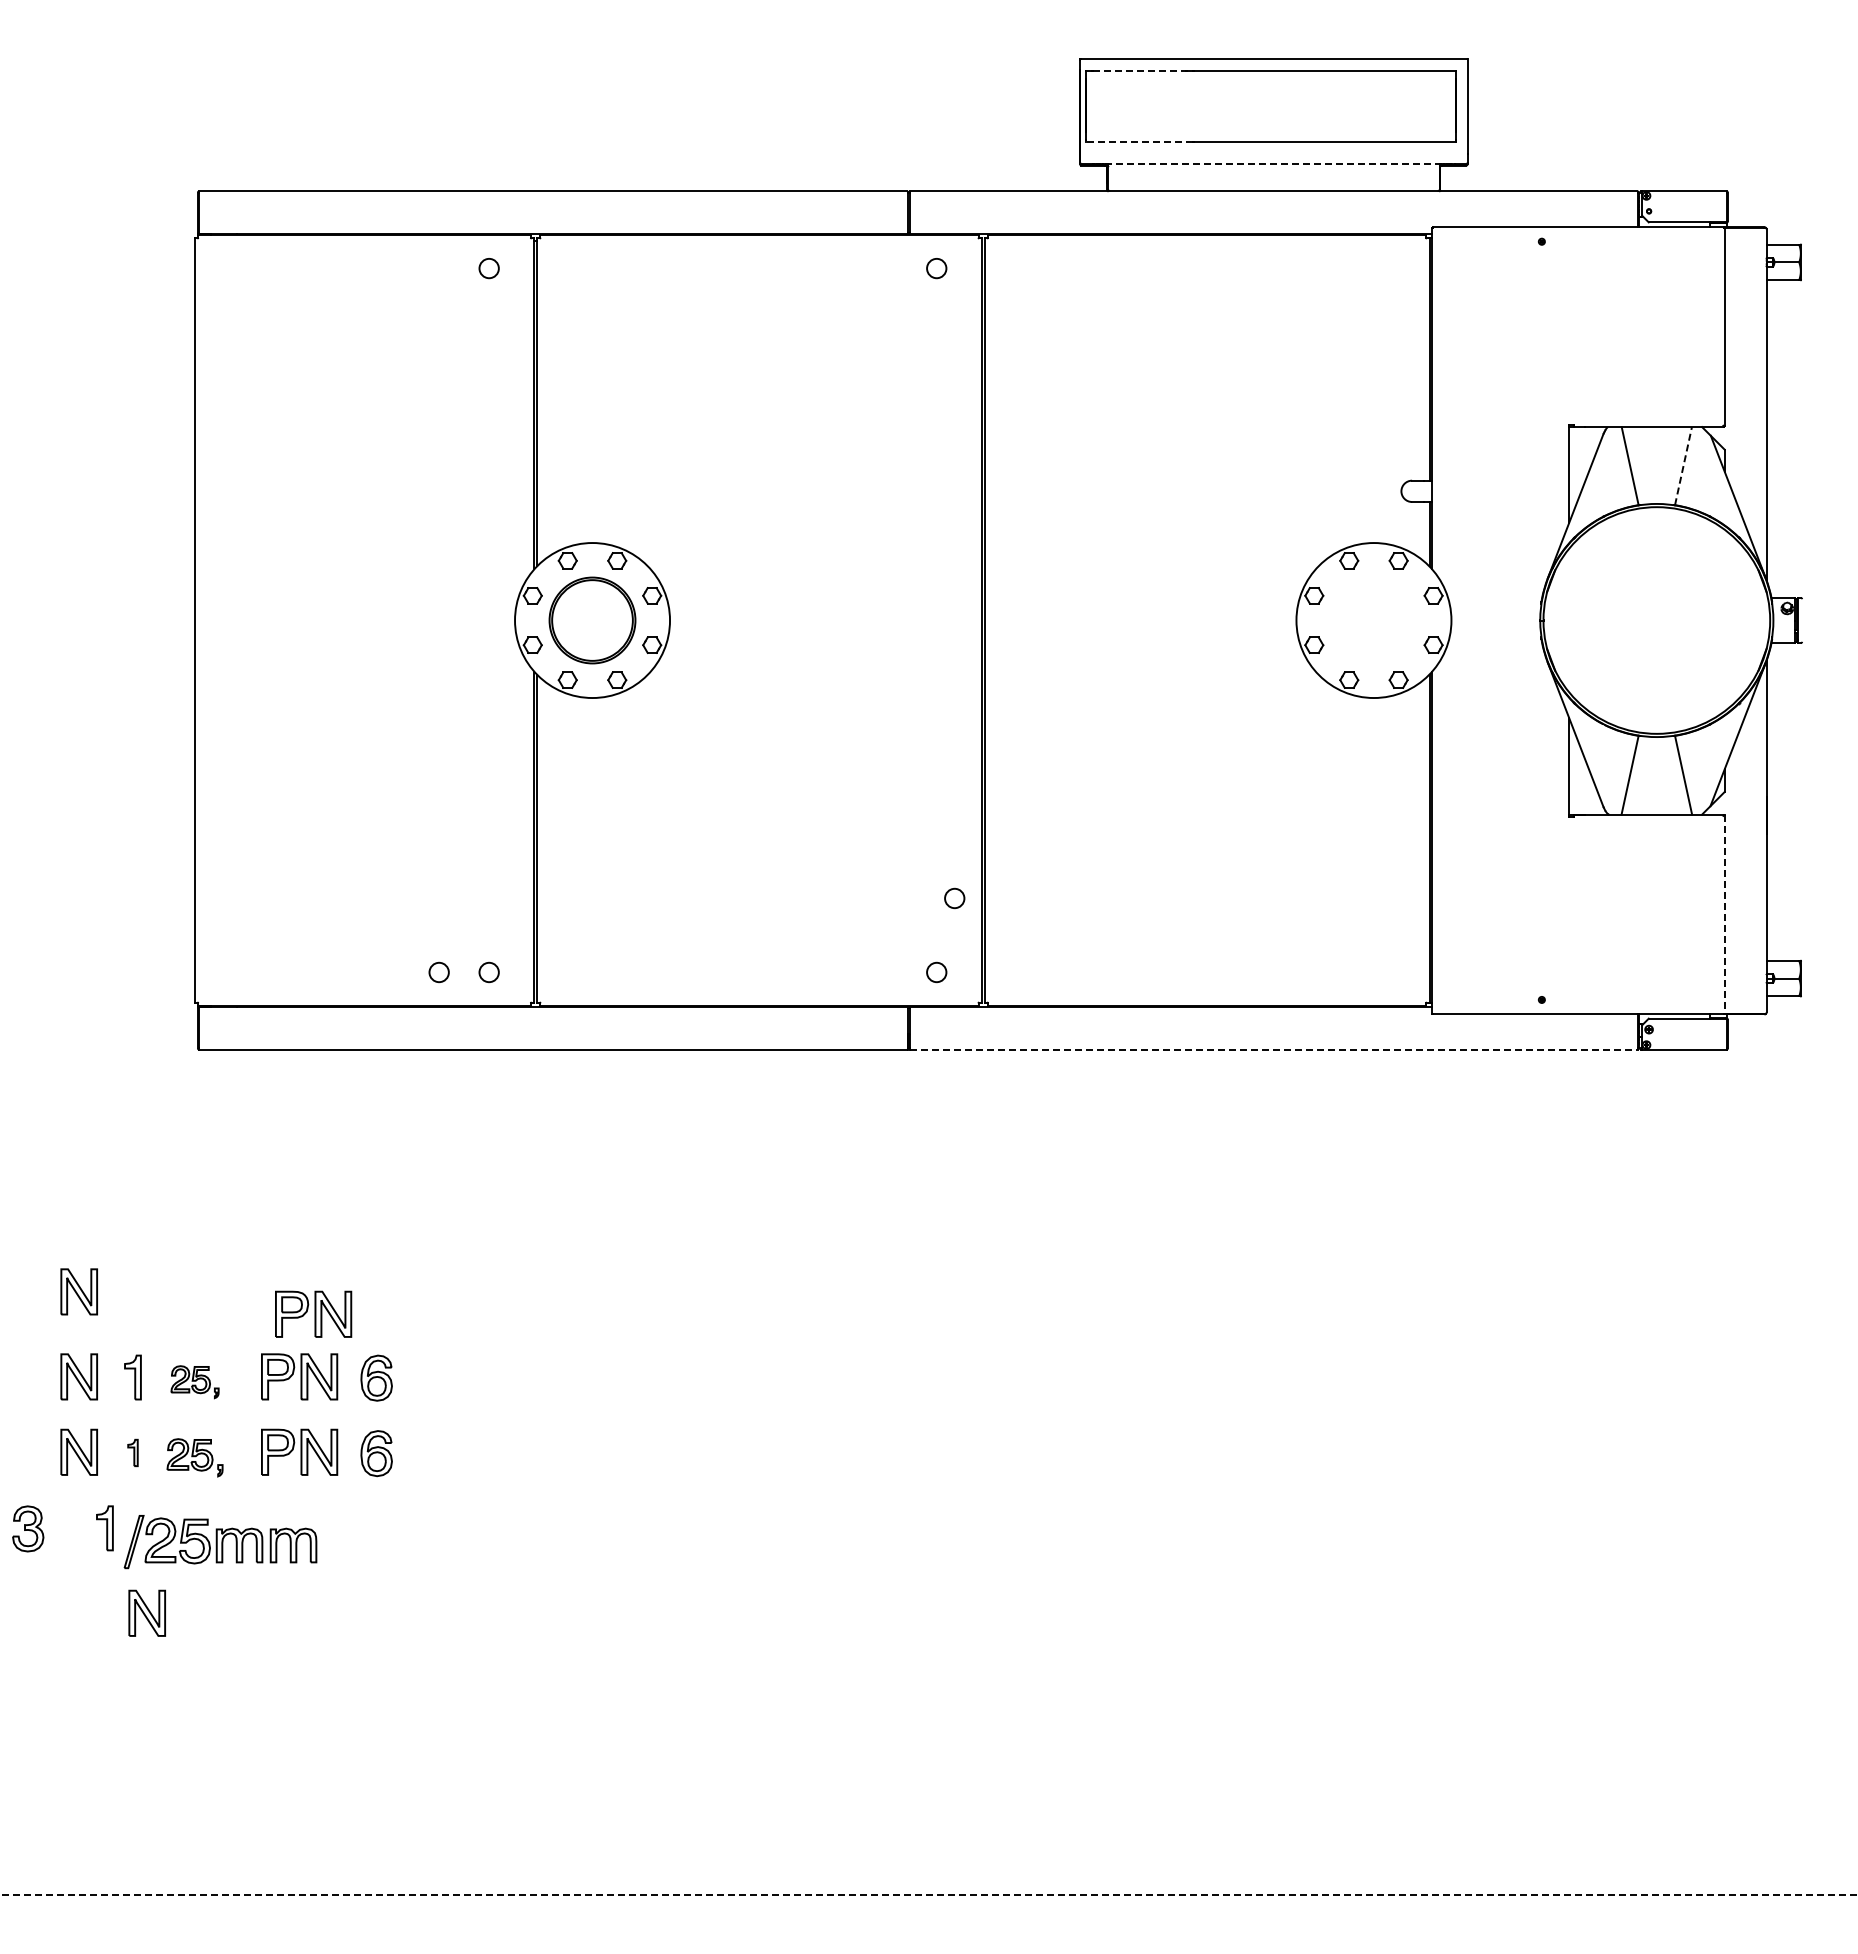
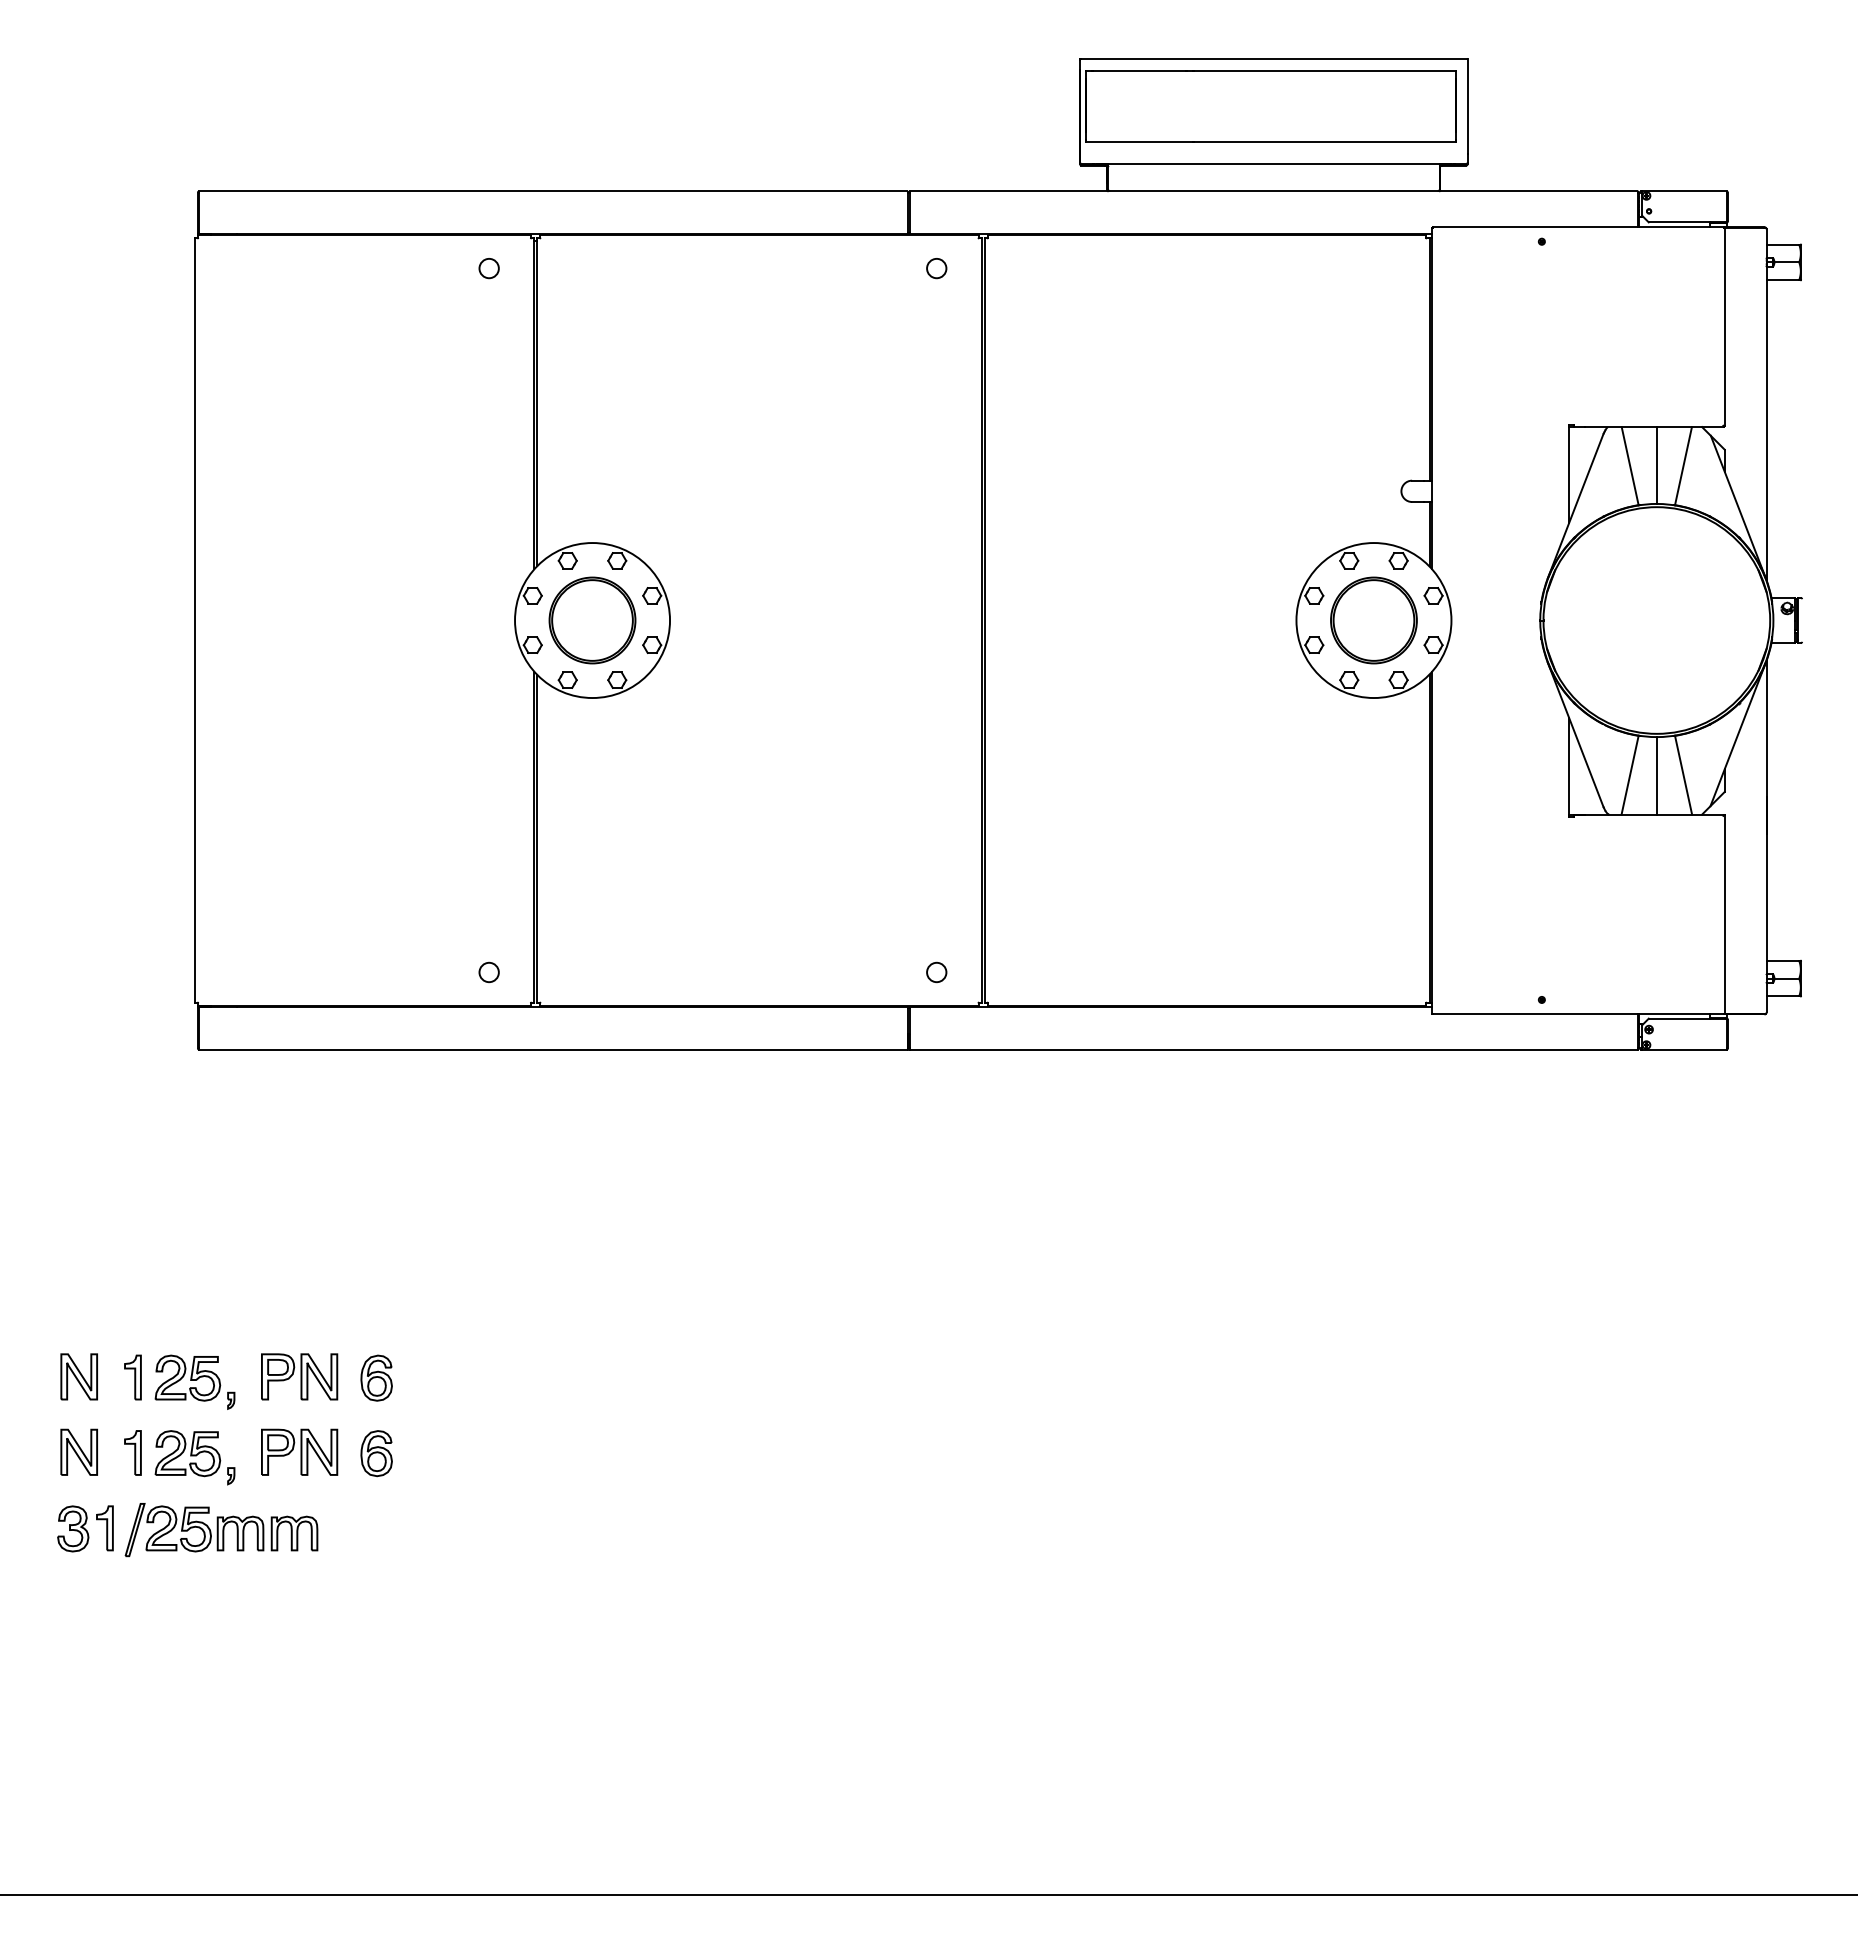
line: dashed -> solid (1139, 70)
line: dashed -> solid (1139, 141)
line: dashed -> solid (1274, 163)
line: none -> present (1656, 465)
line: dashed -> solid (1683, 466)
part: none -> present (1373, 620)
line: none -> present (1656, 775)
circle: present -> none (954, 898)
line: dashed -> solid (1724, 915)
circle: present -> none (438, 972)
line: dashed -> solid (1273, 1049)
part: present -> none (78, 1291)
part: present -> none (313, 1313)
part size: 50x35 px -> 82x56 px (194, 1381)
part size: 12x30 px -> 18x46 px (132, 1452)
part size: 58x40 px -> 82x56 px (194, 1457)
part position: (28, 1528) -> (73, 1528) (73, 1528)
part position: (220, 1542) -> (221, 1530) (221, 1530)
part: present -> none (146, 1612)
line: dashed -> solid (928, 1895)
